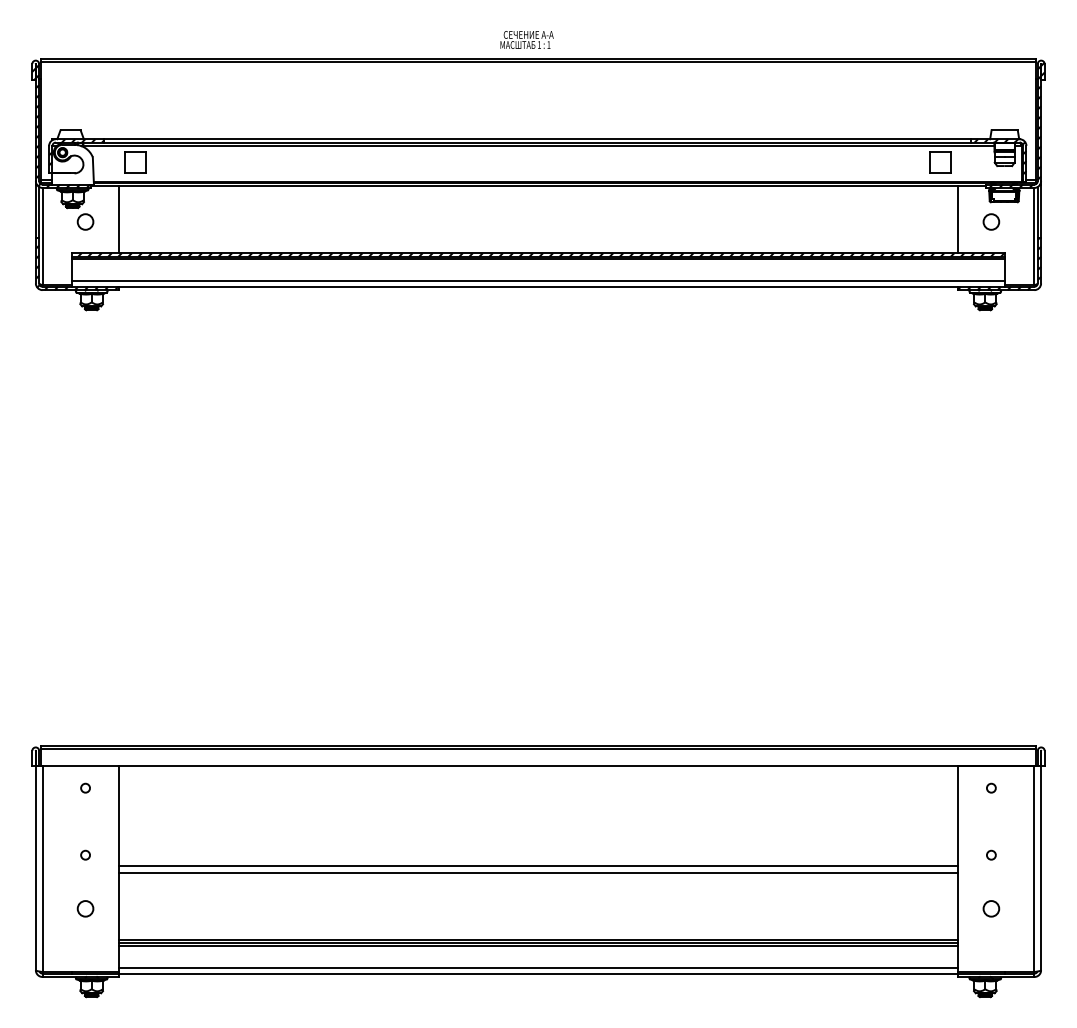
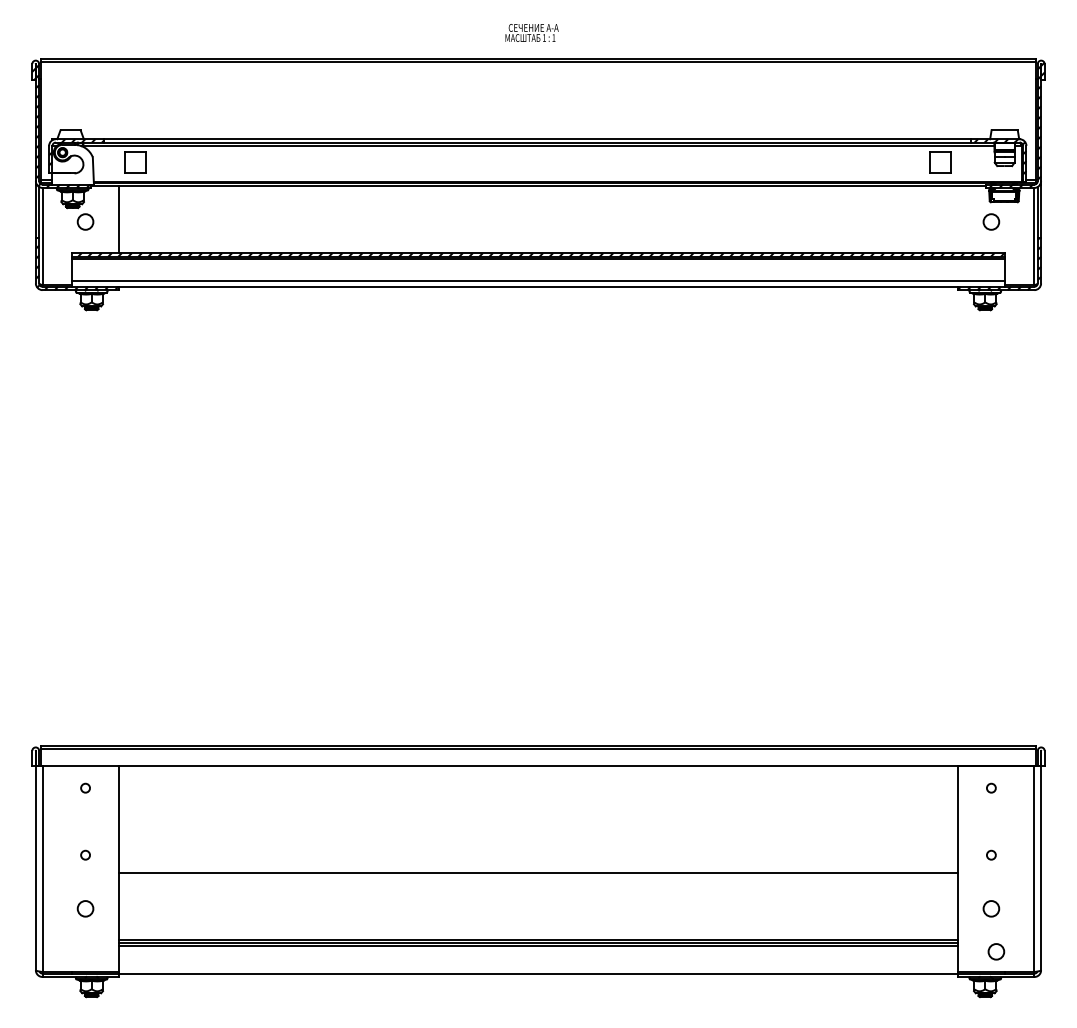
text position: (526, 39) -> (531, 32) (531, 32)
line: present -> none (957, 219)
line: present -> none (538, 866)
circle: none -> present (996, 951)
line: present -> none (538, 968)
